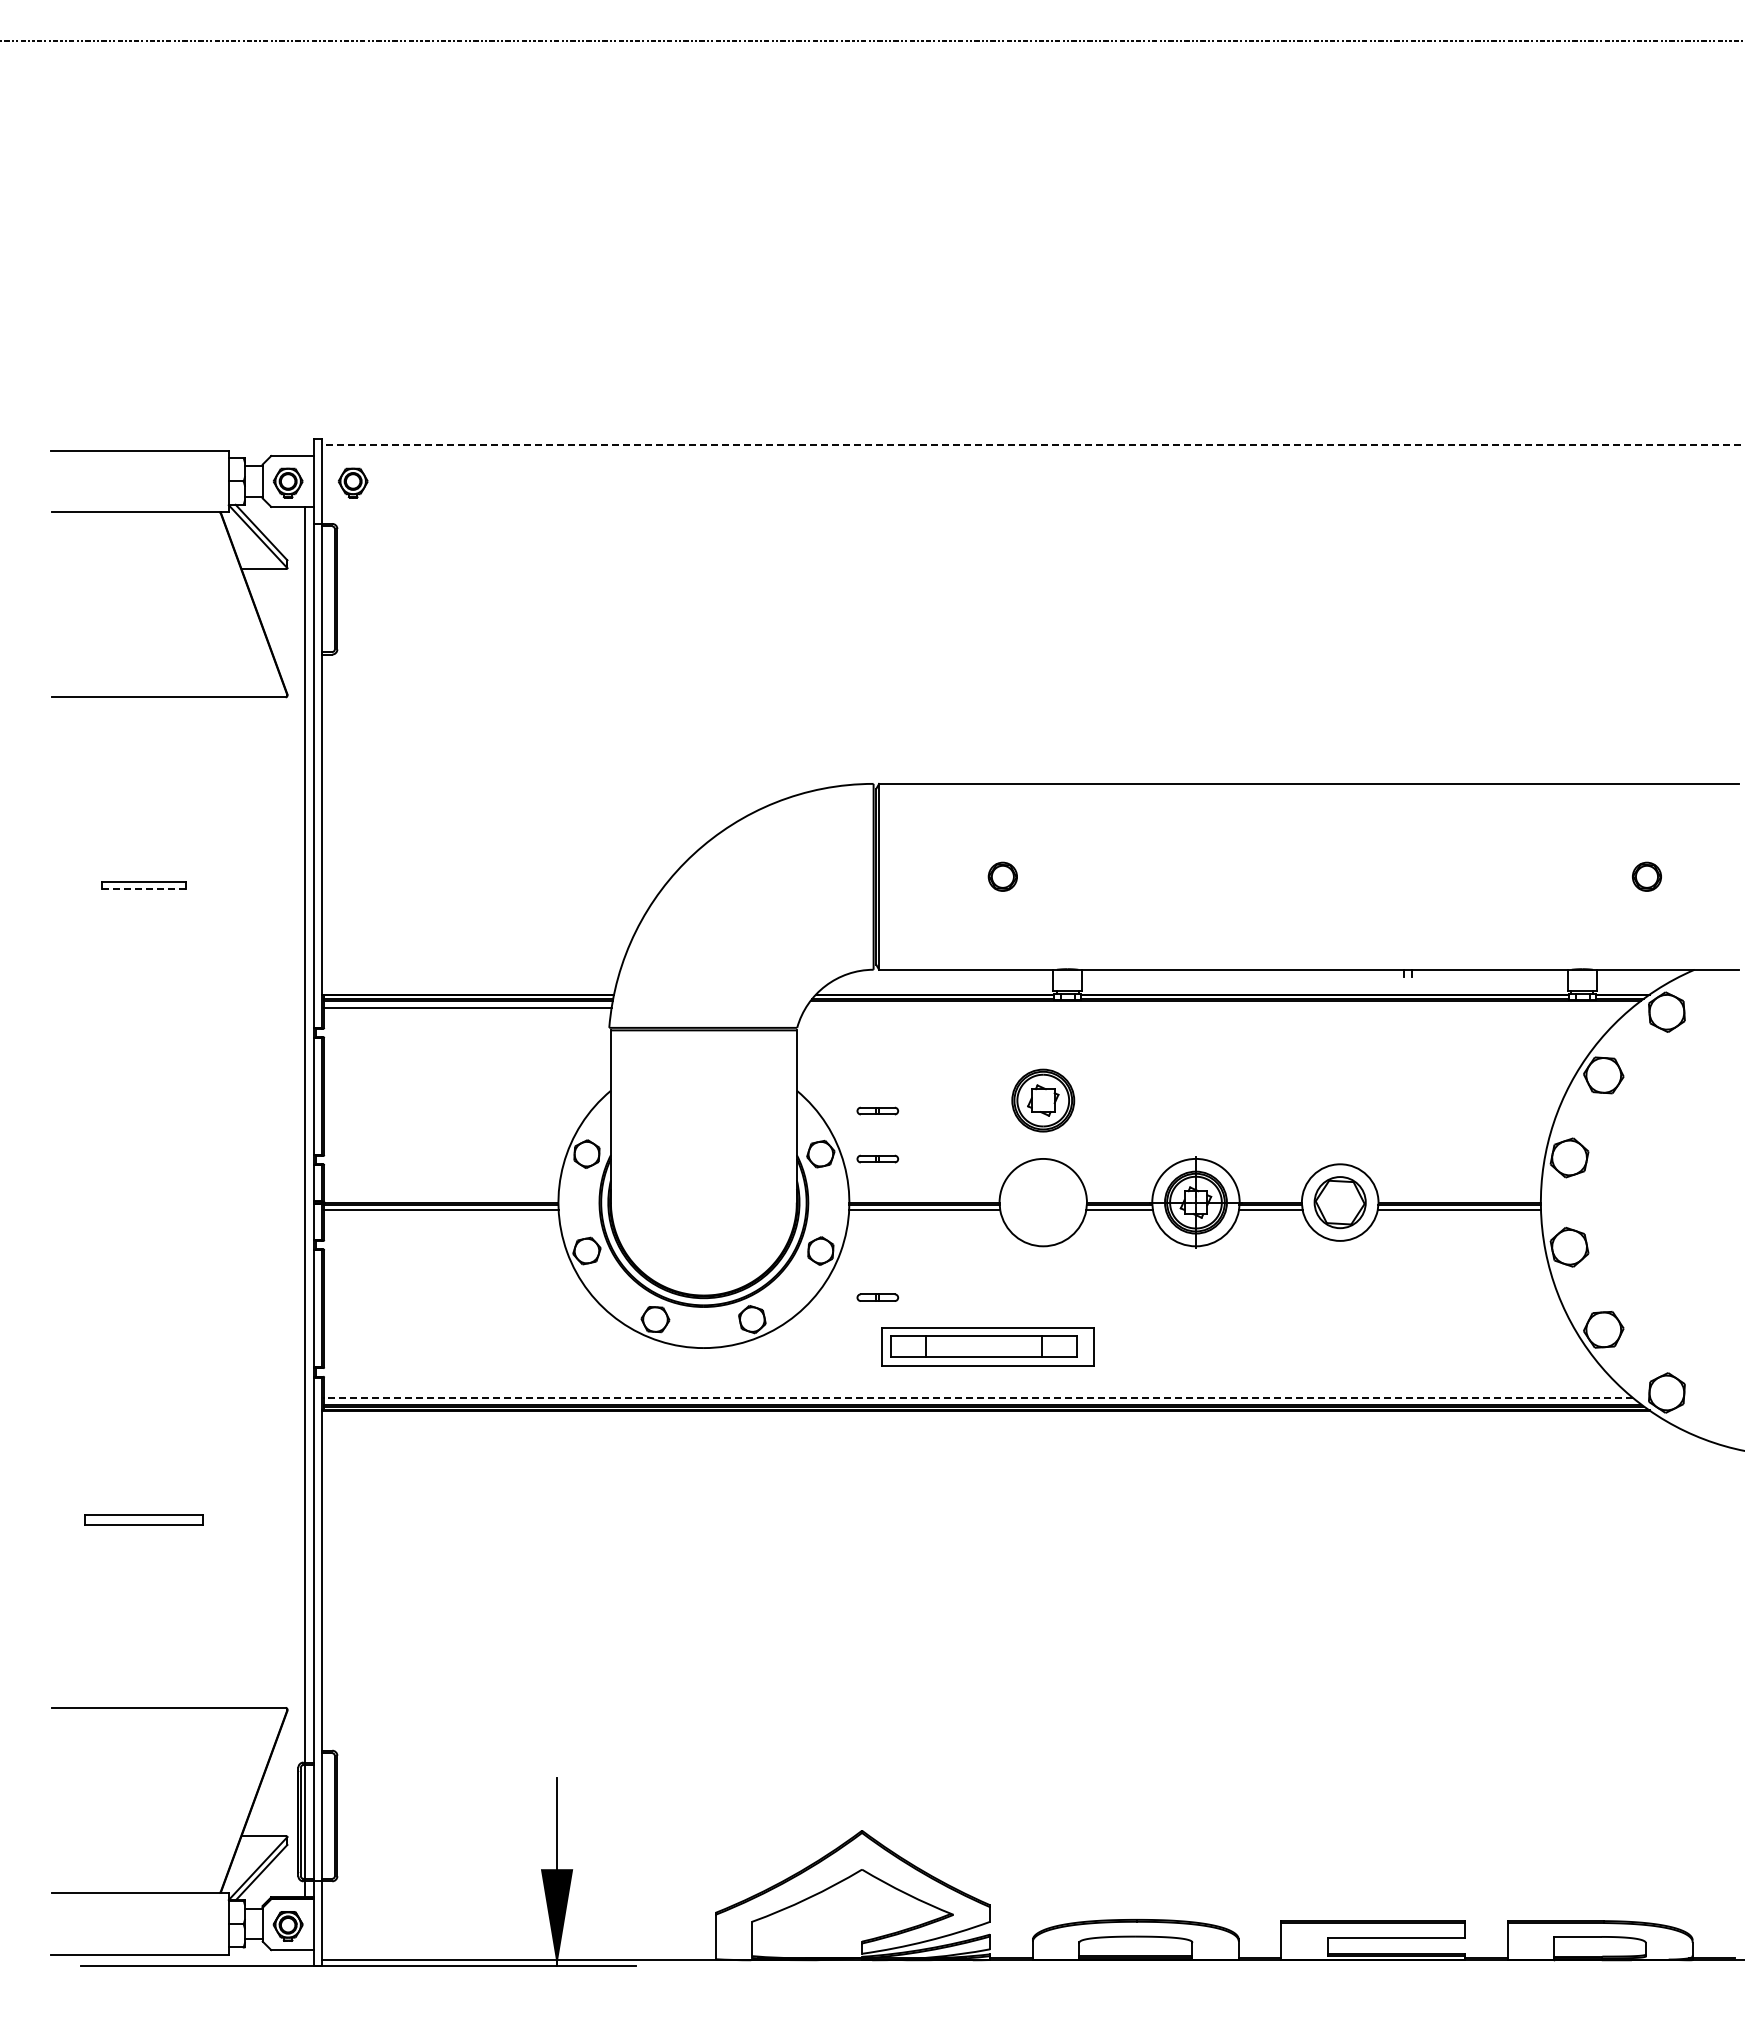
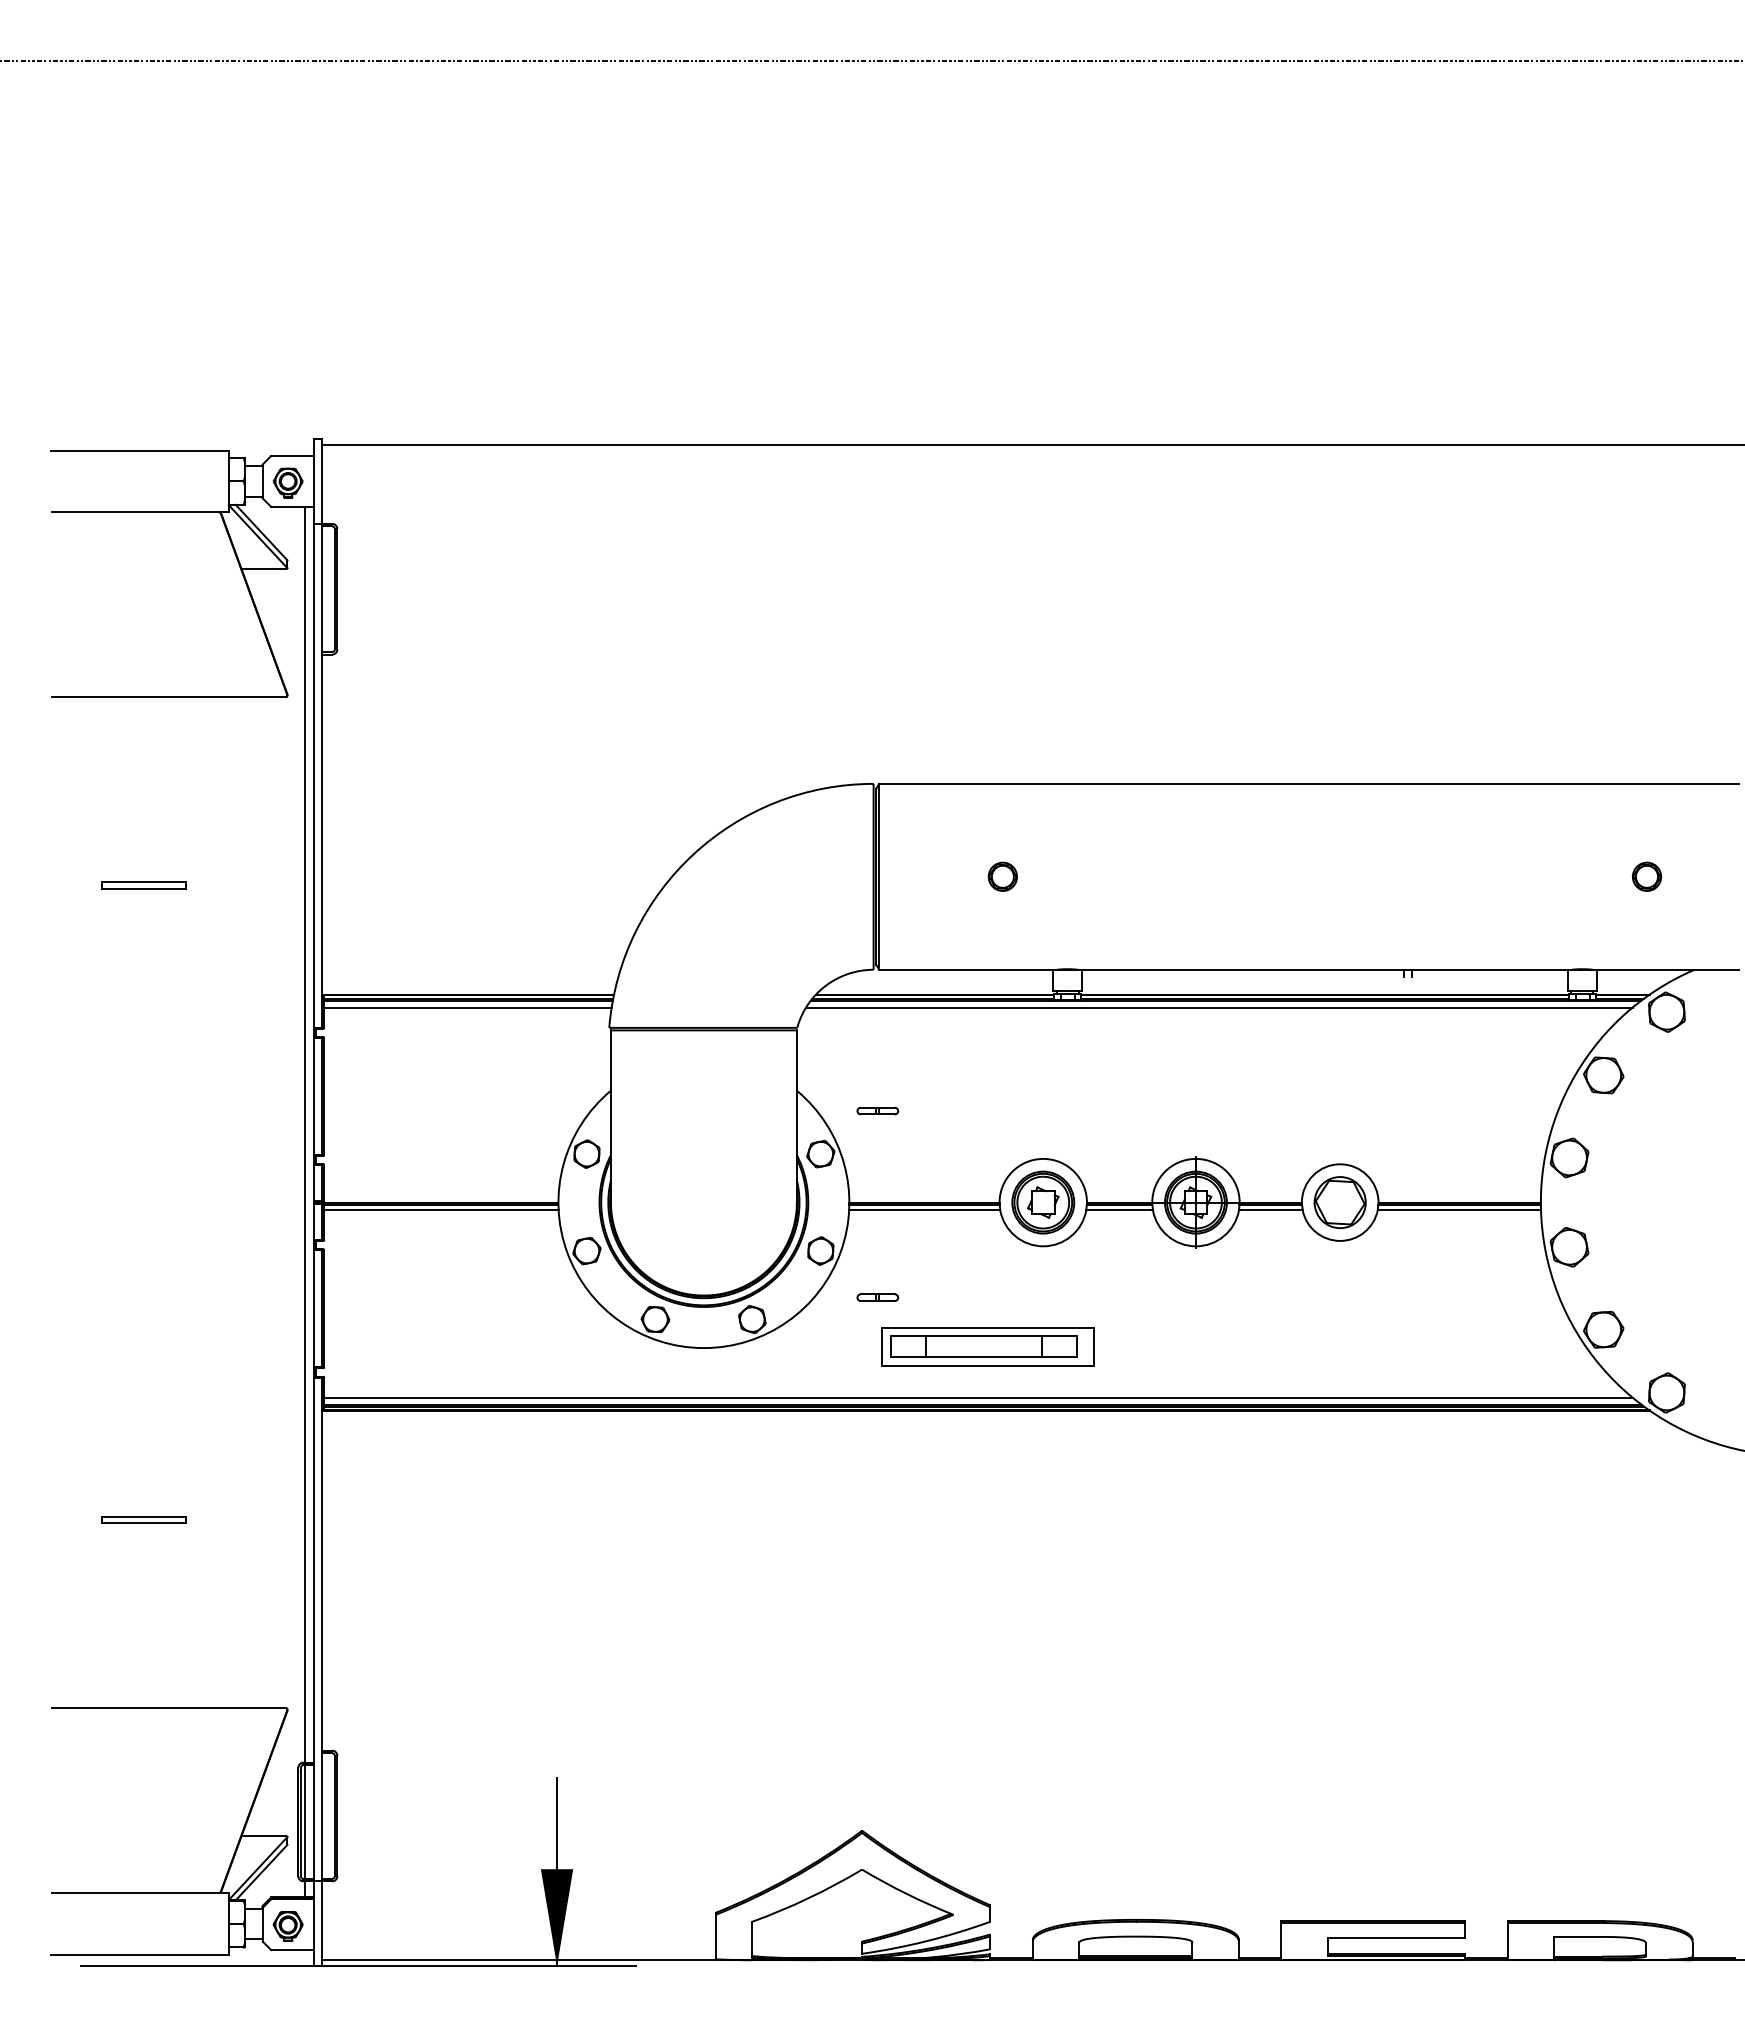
line position: (871, 40) -> (871, 60) (871, 60)
line: dashed -> solid (1032, 444)
part: present -> none (353, 482)
line: dashed -> solid (144, 888)
line: none -> present (1219, 1007)
part position: (1043, 1100) -> (1043, 1202) (1043, 1202)
part: present -> none (877, 1158)
line: dashed -> solid (978, 1397)
part size: 120x12 px -> 86x8 px (143, 1519)
